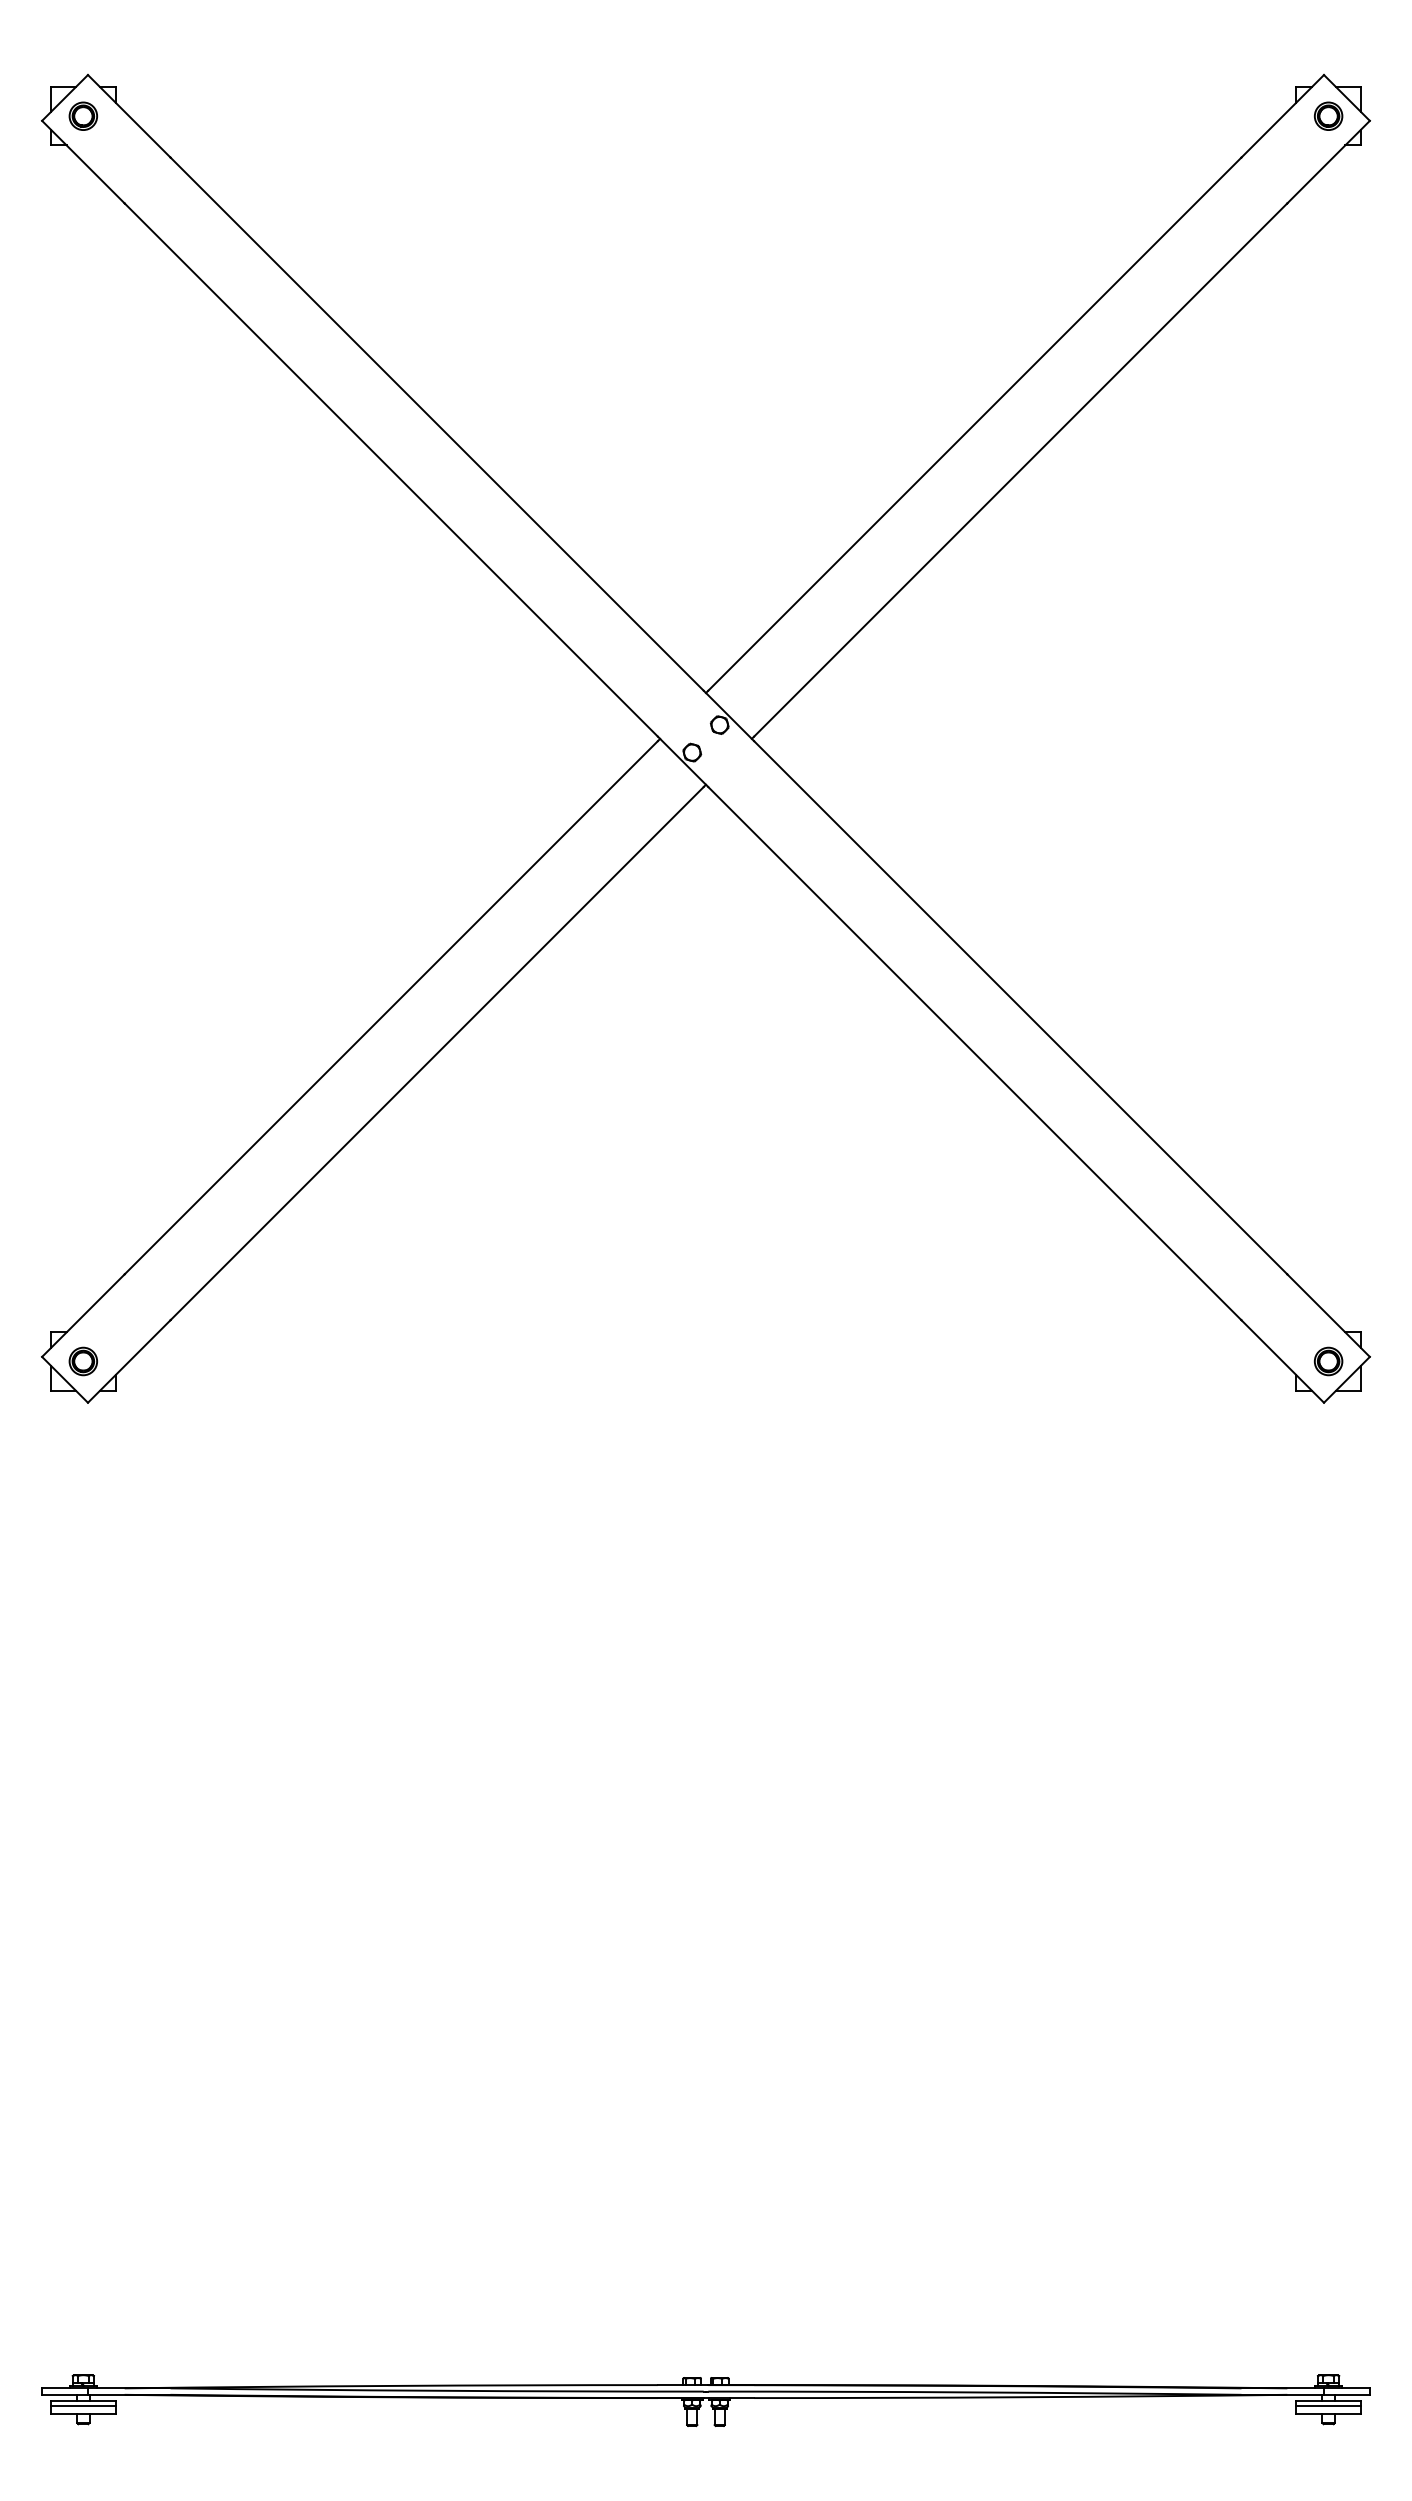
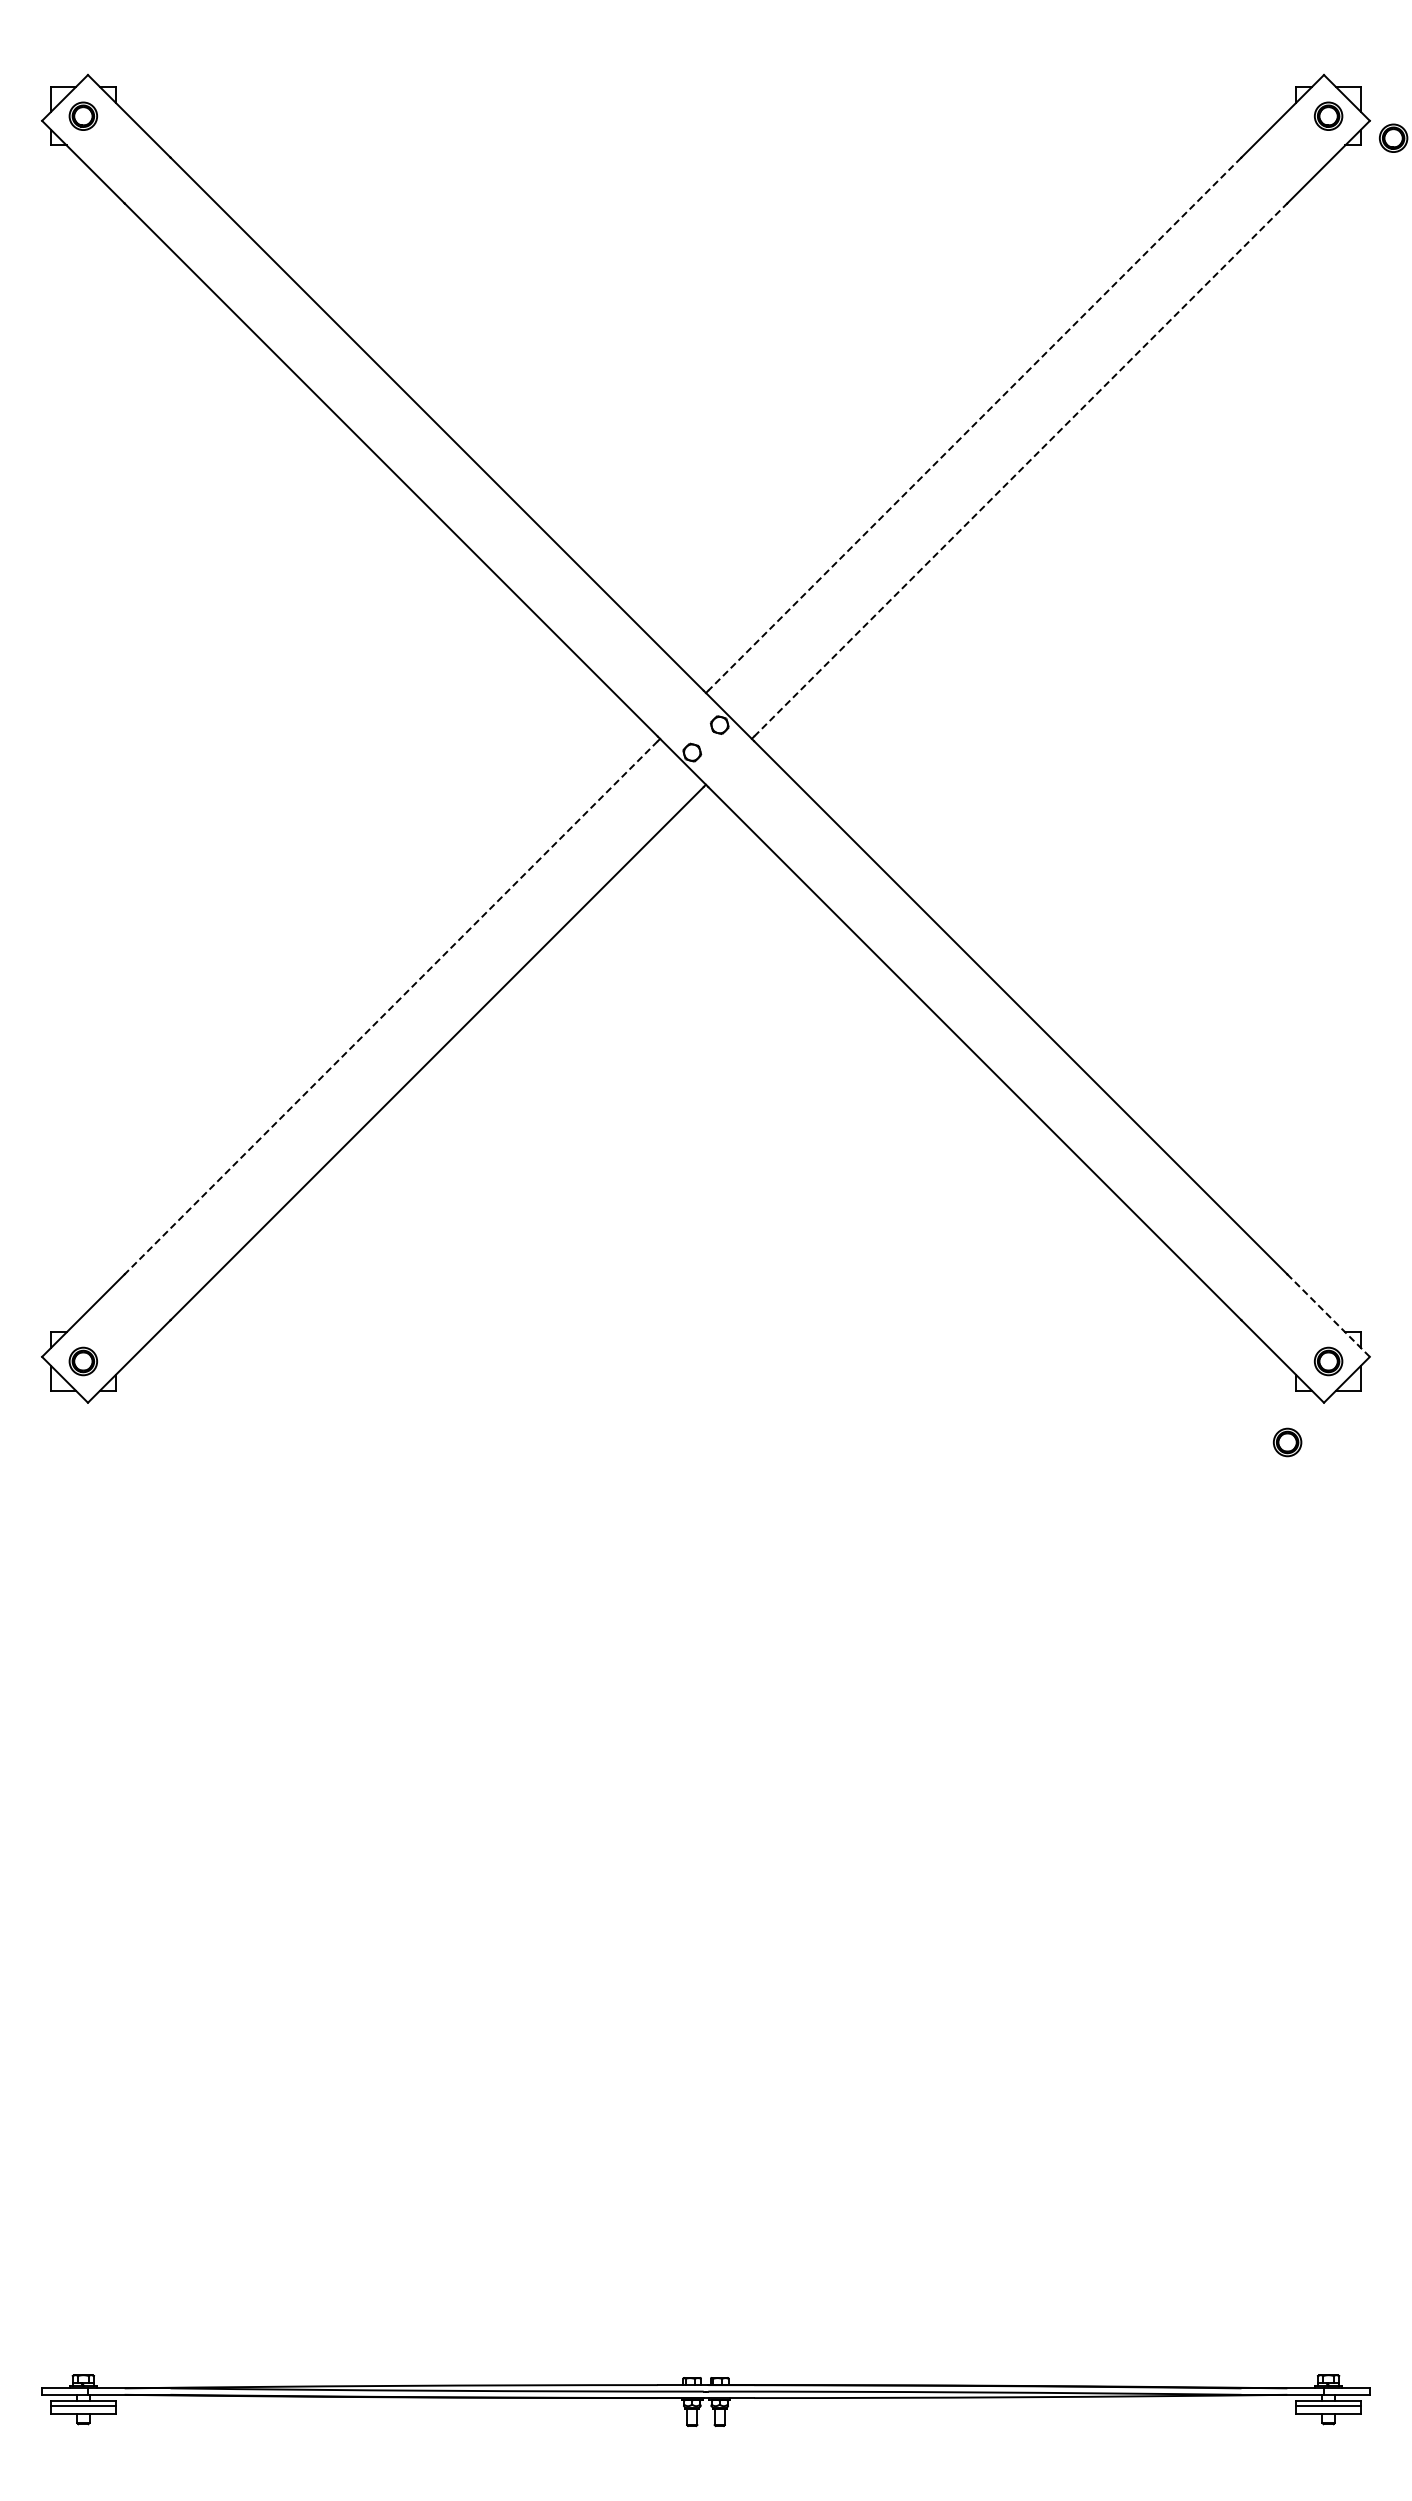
part: none -> present (1393, 137)
line: solid -> dashed (974, 424)
line: solid -> dashed (1020, 470)
line: solid -> dashed (391, 1007)
line: solid -> dashed (1328, 1315)
part: none -> present (1287, 1442)
